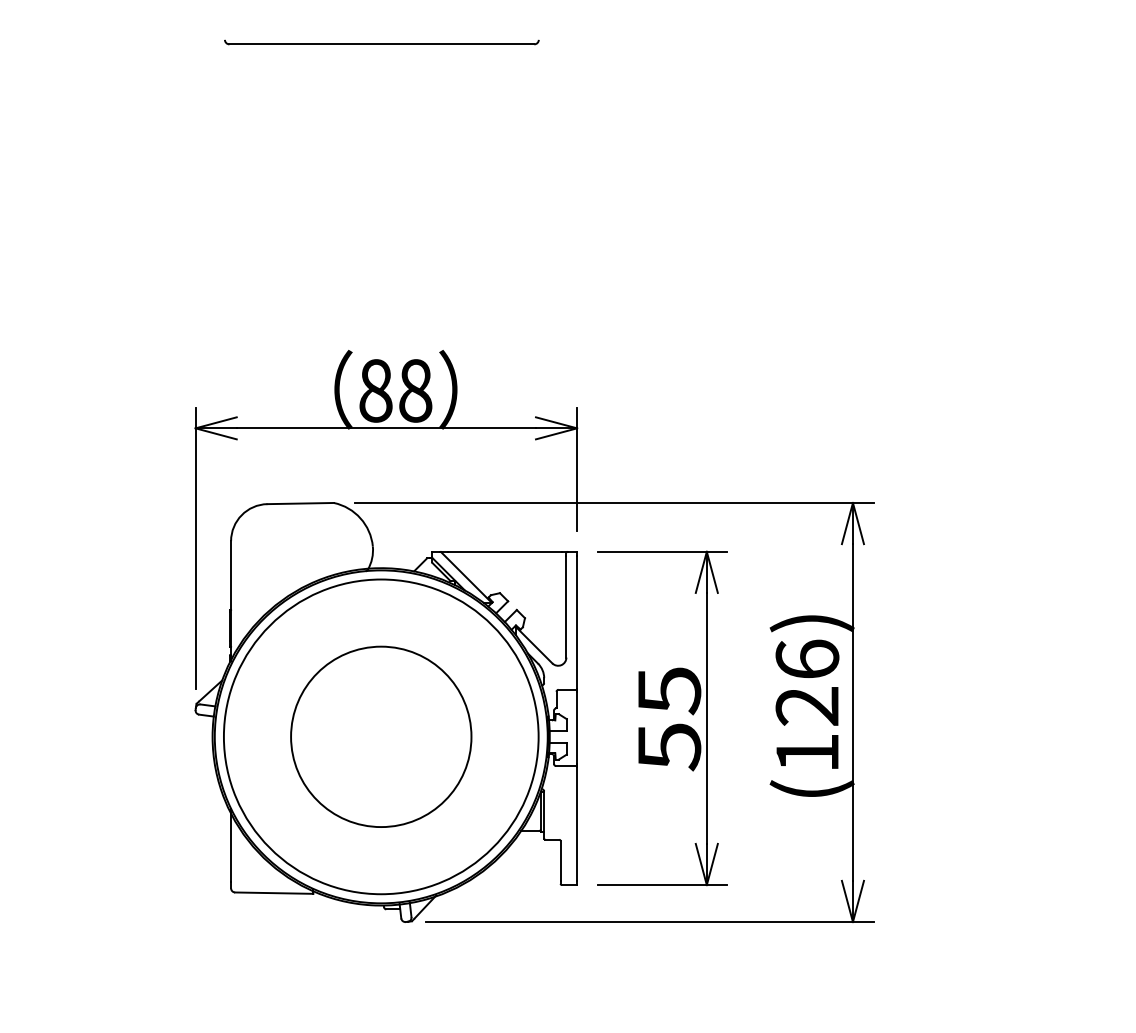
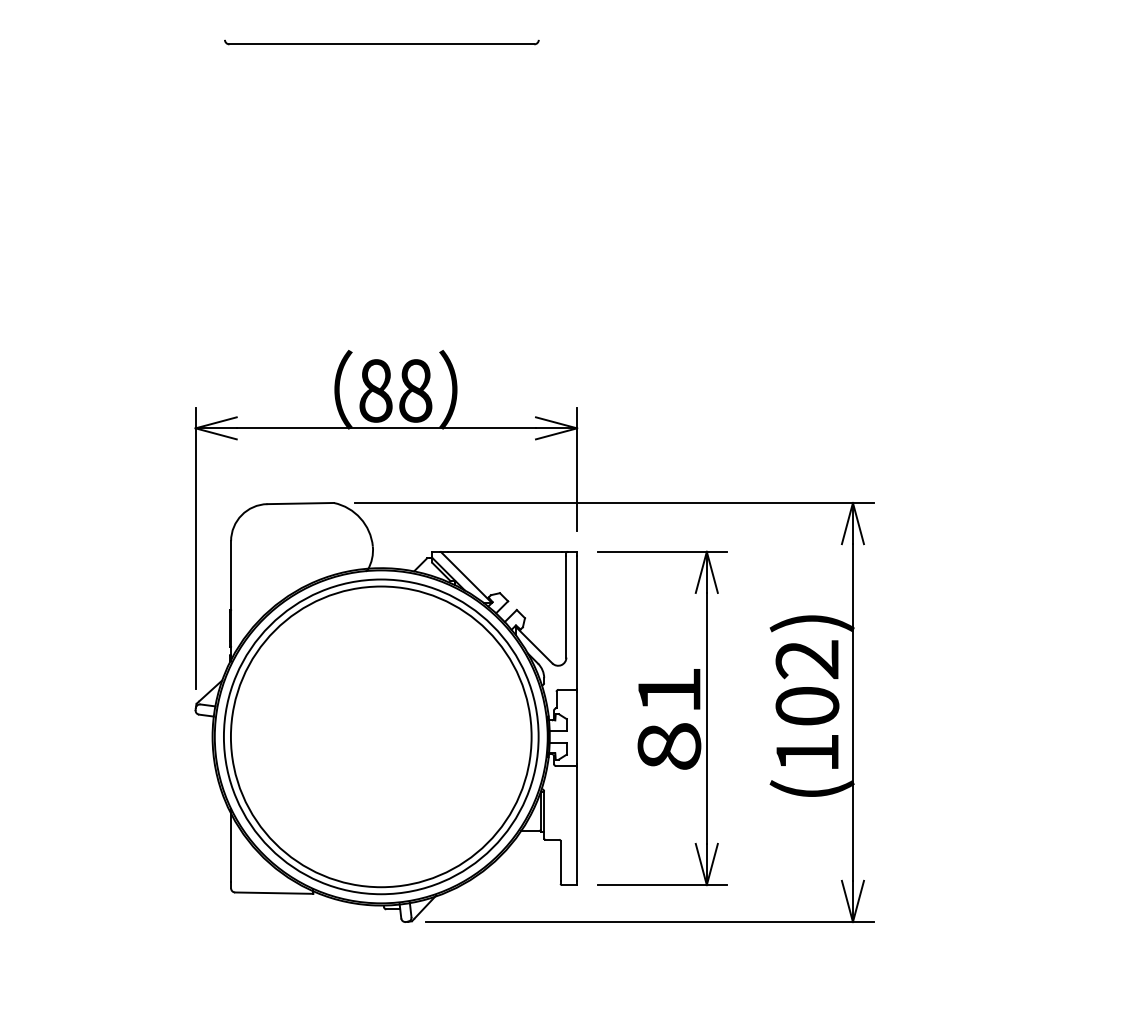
text: (126) -> (102) (807, 682)
text: 55 -> 81 (669, 719)
circle diameter: 180 px -> 301 px (380, 736)
